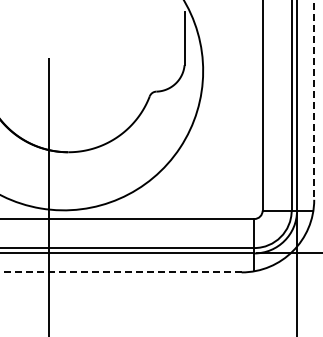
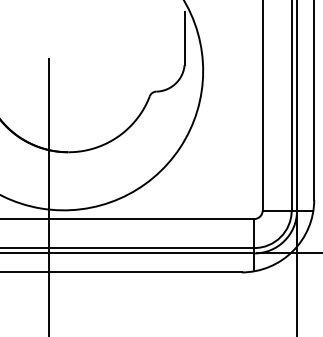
line: dashed -> solid (314, 99)
line: dashed -> solid (120, 272)
